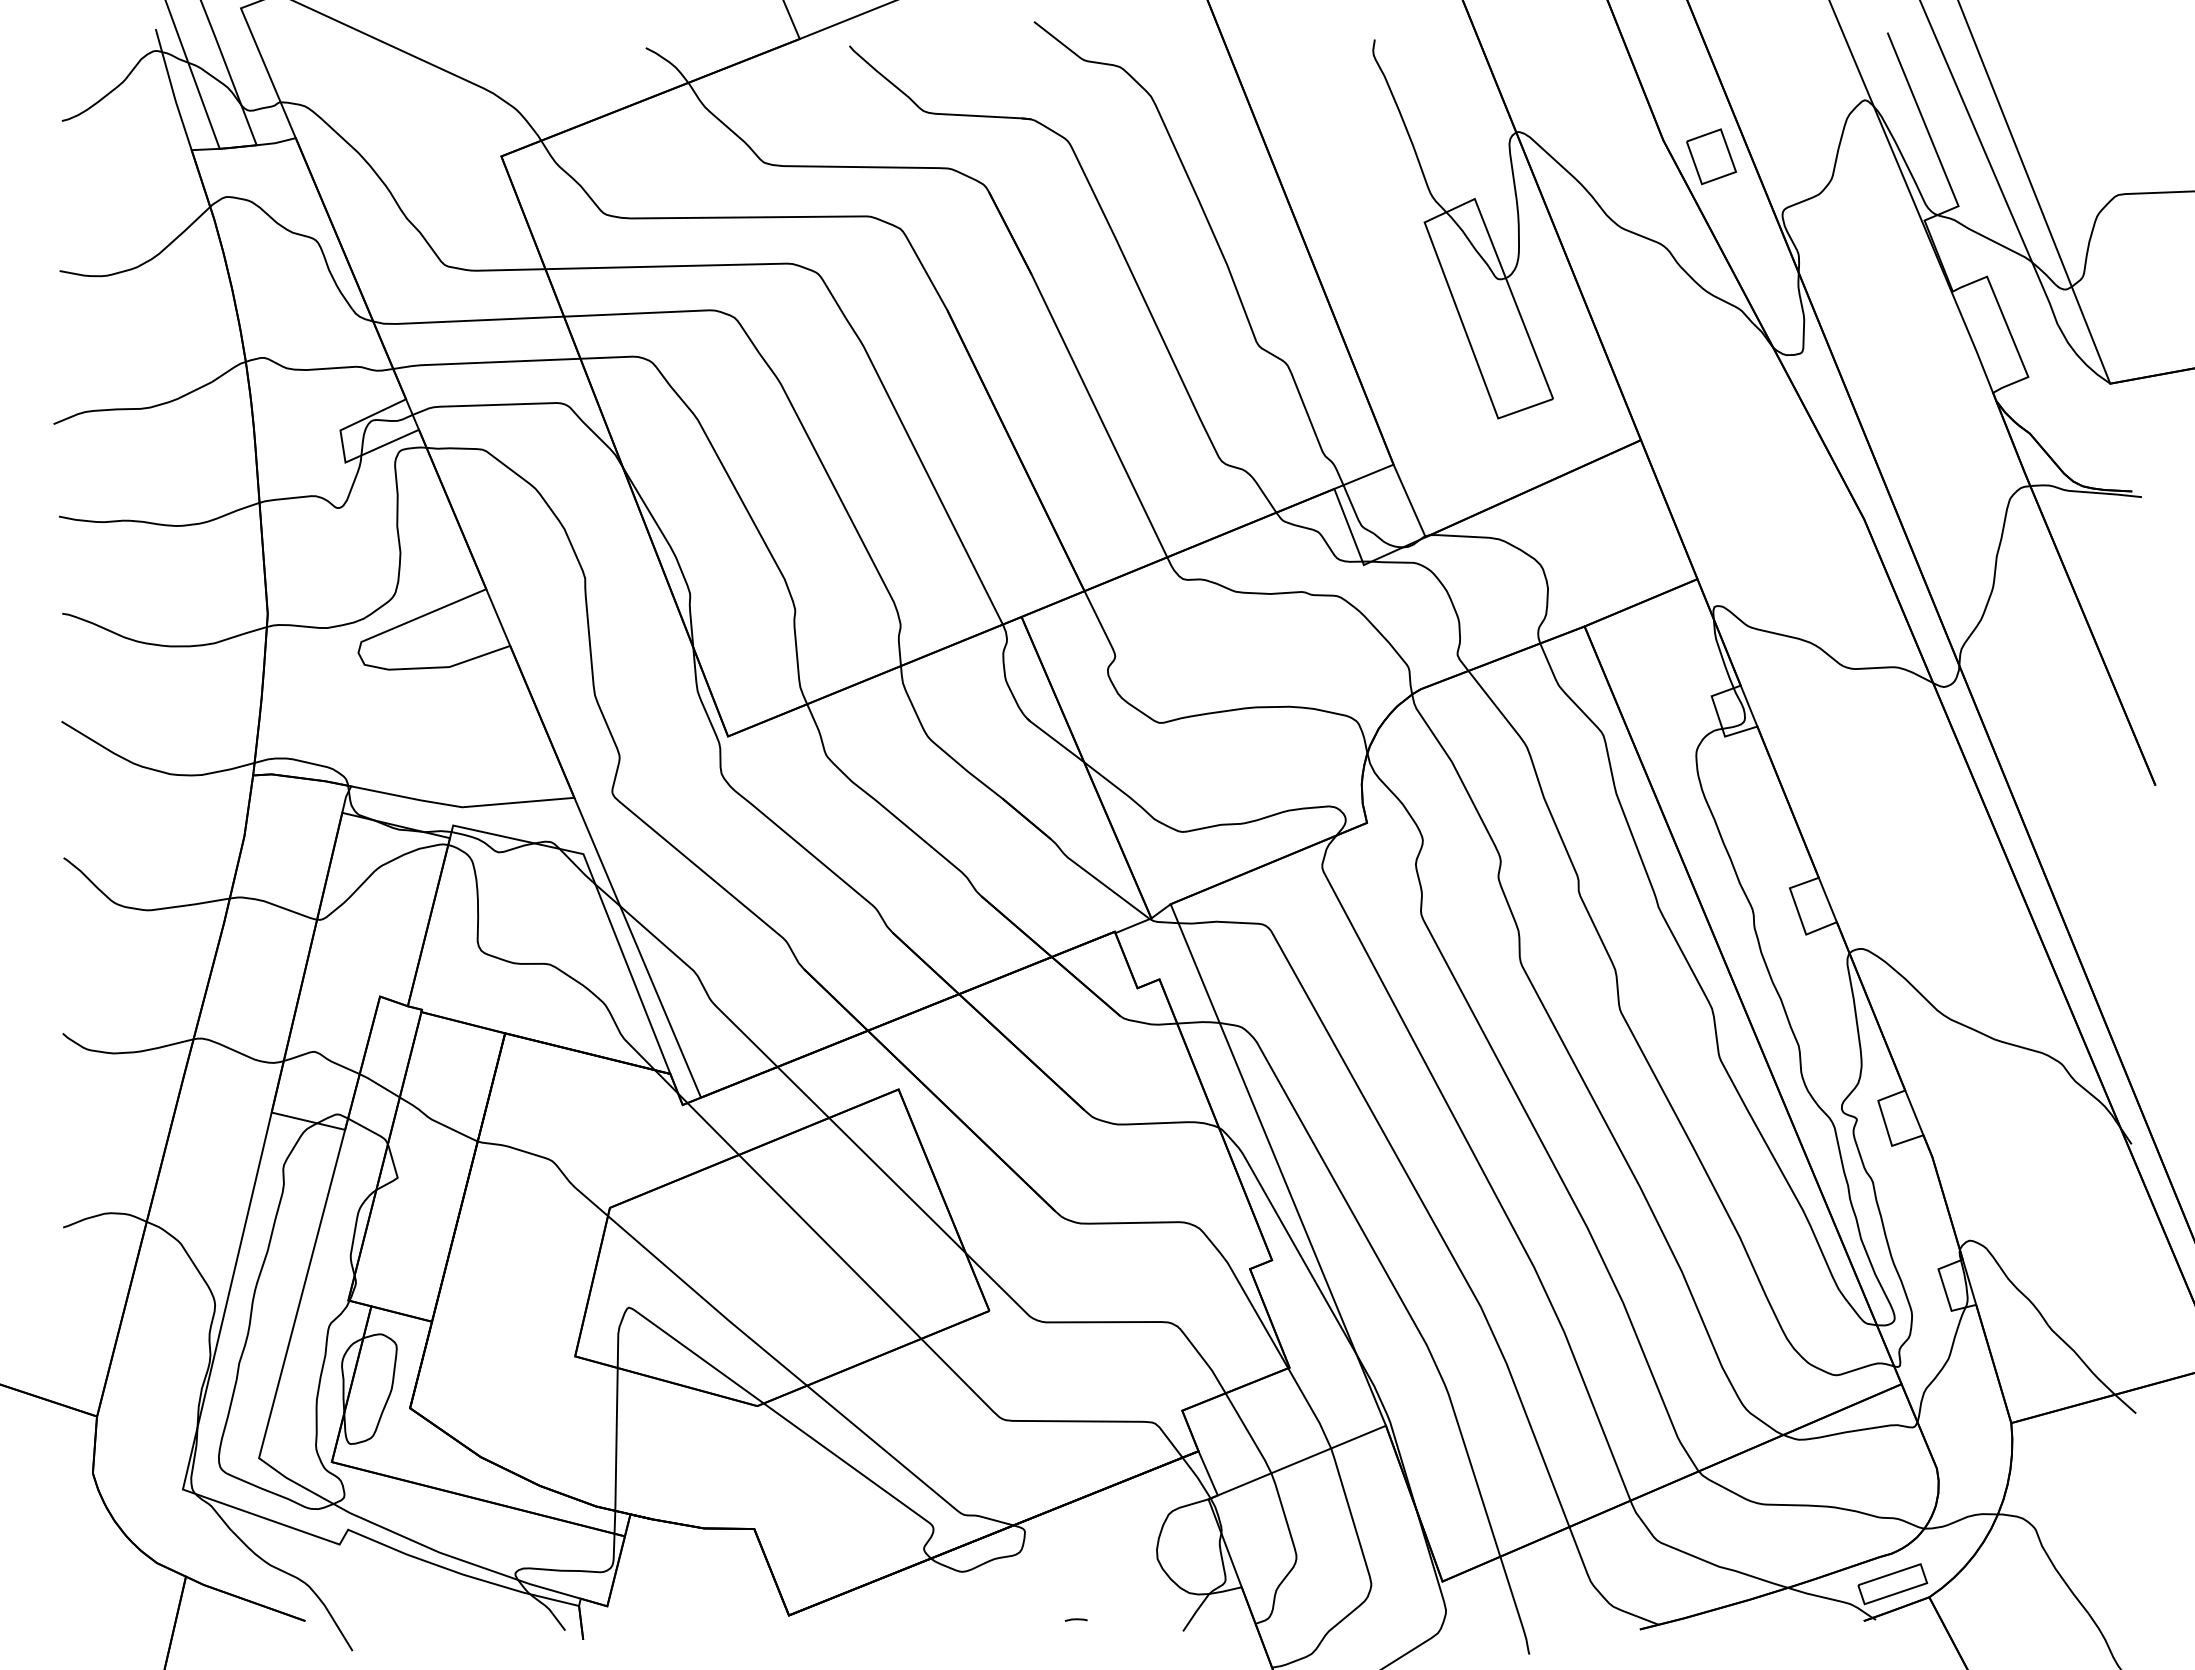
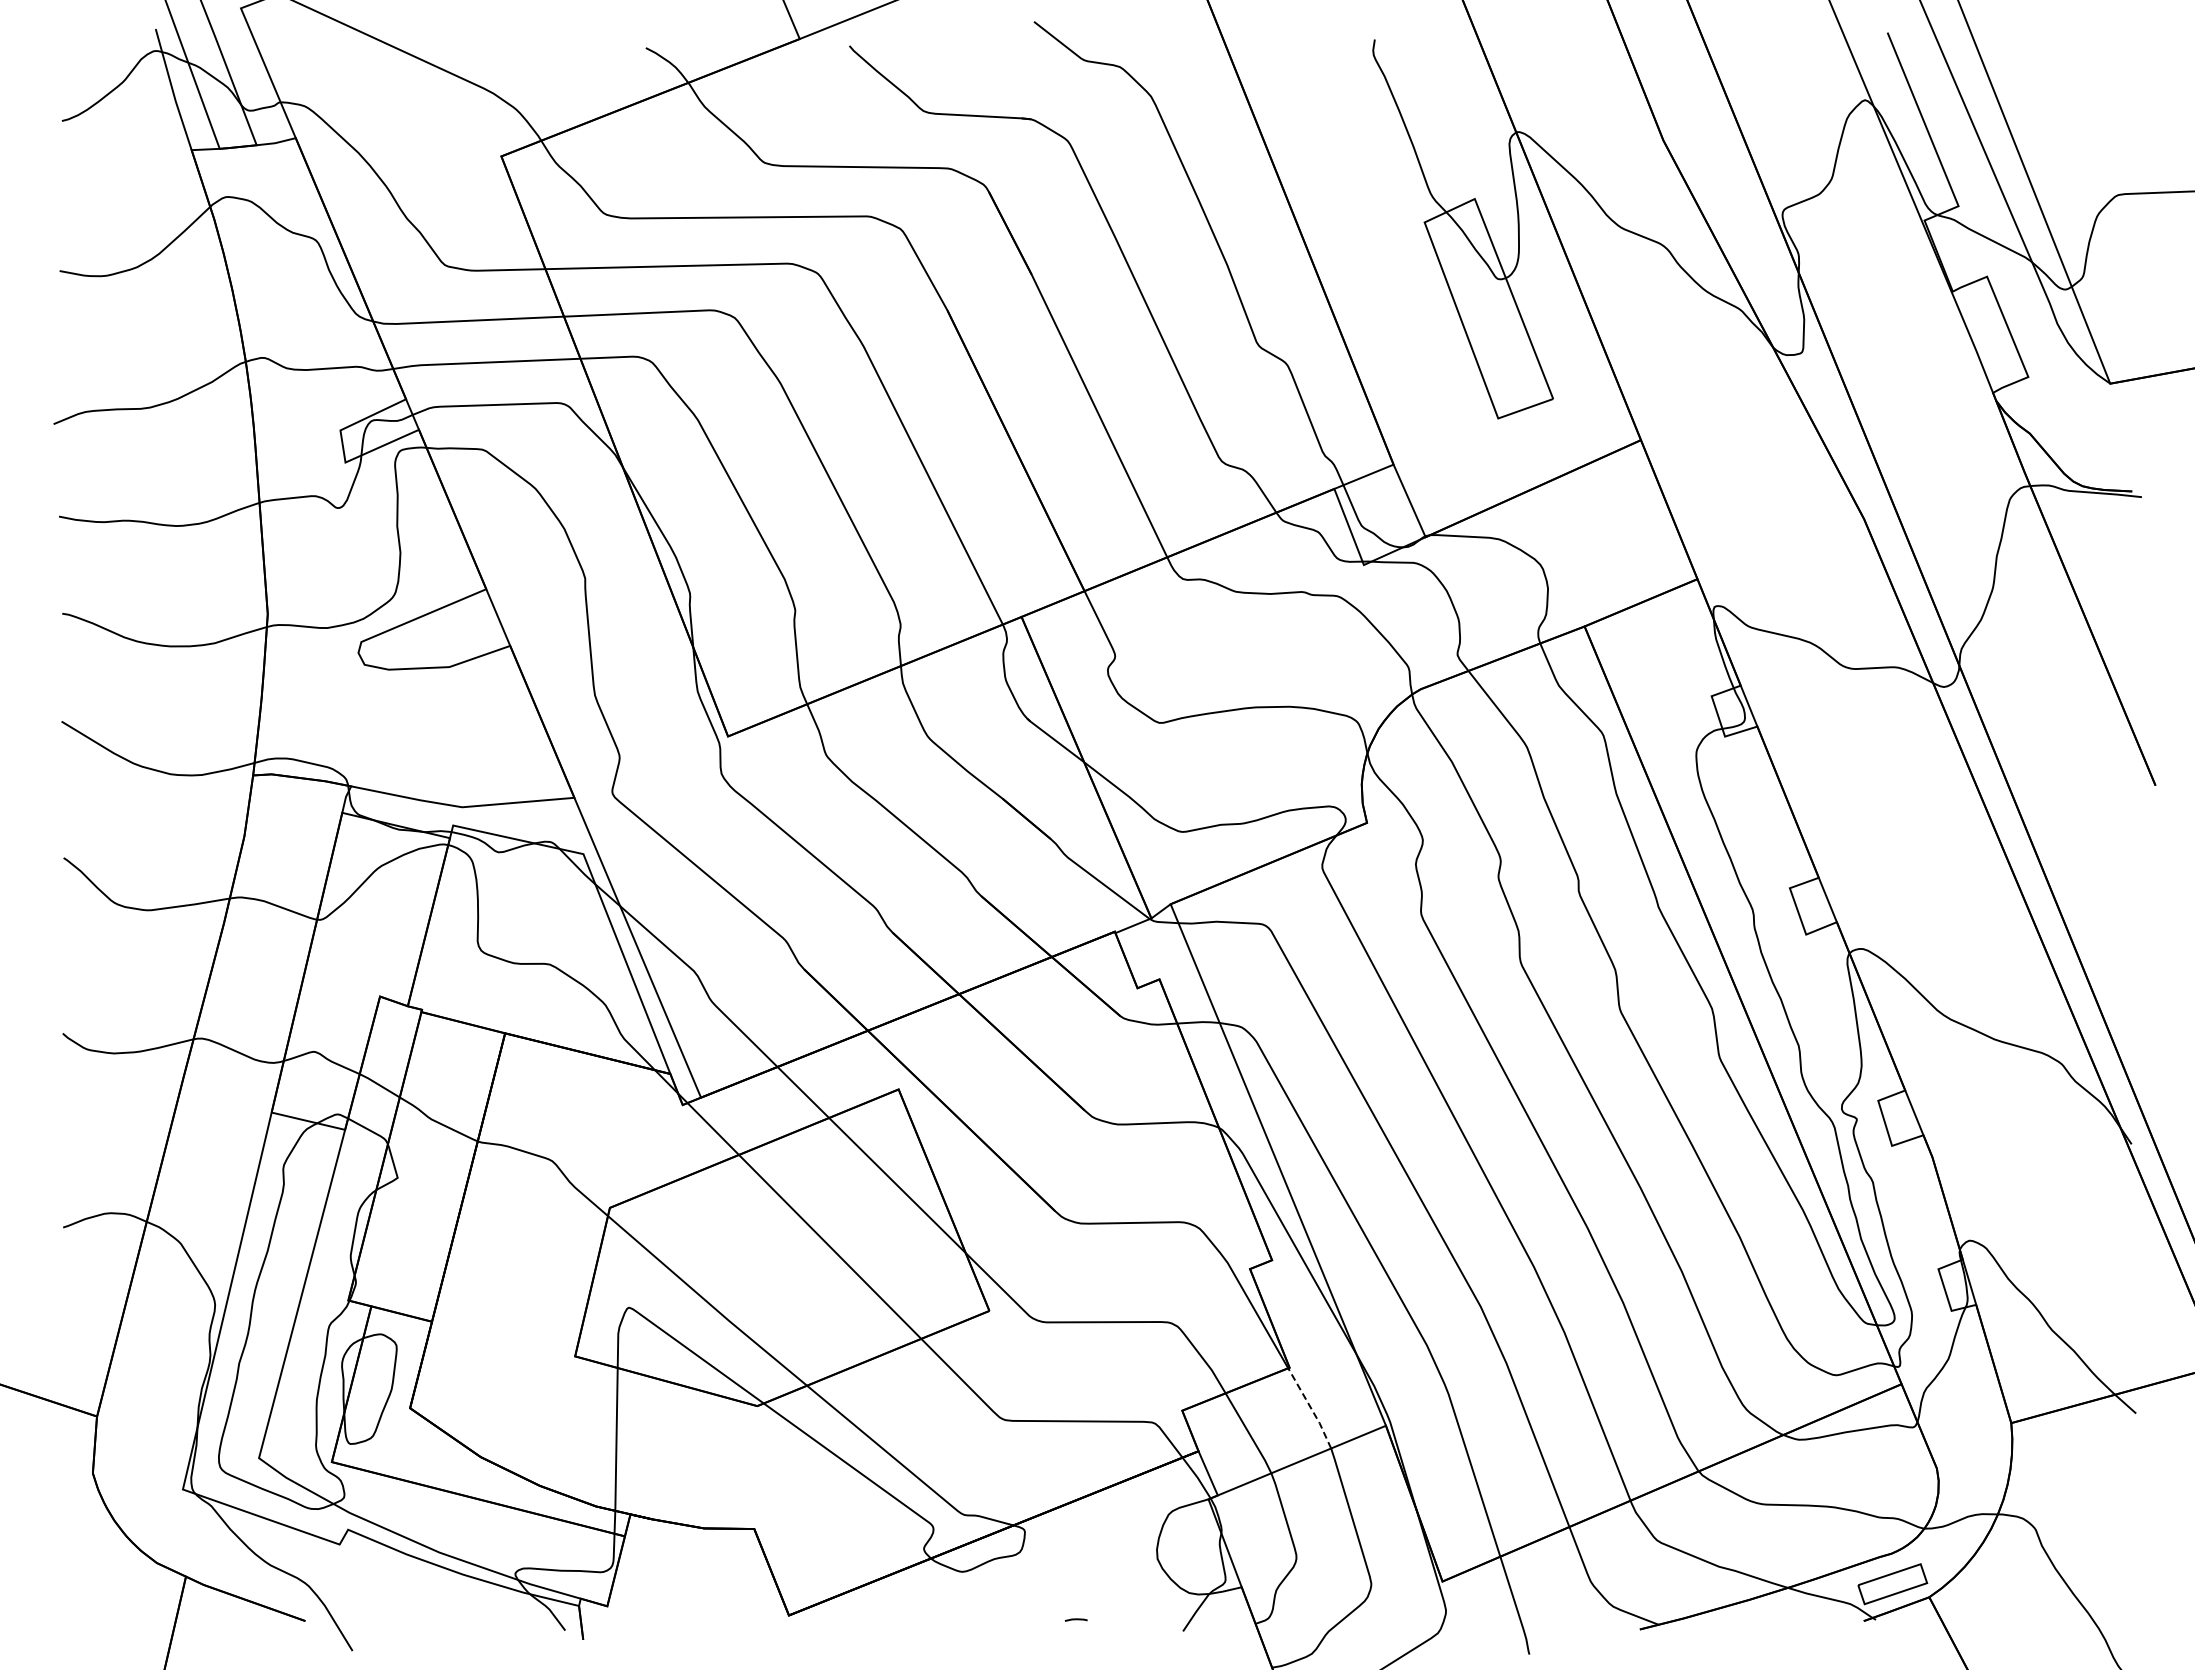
part: present -> none (1711, 156)
line: solid -> dashed (1310, 1407)
